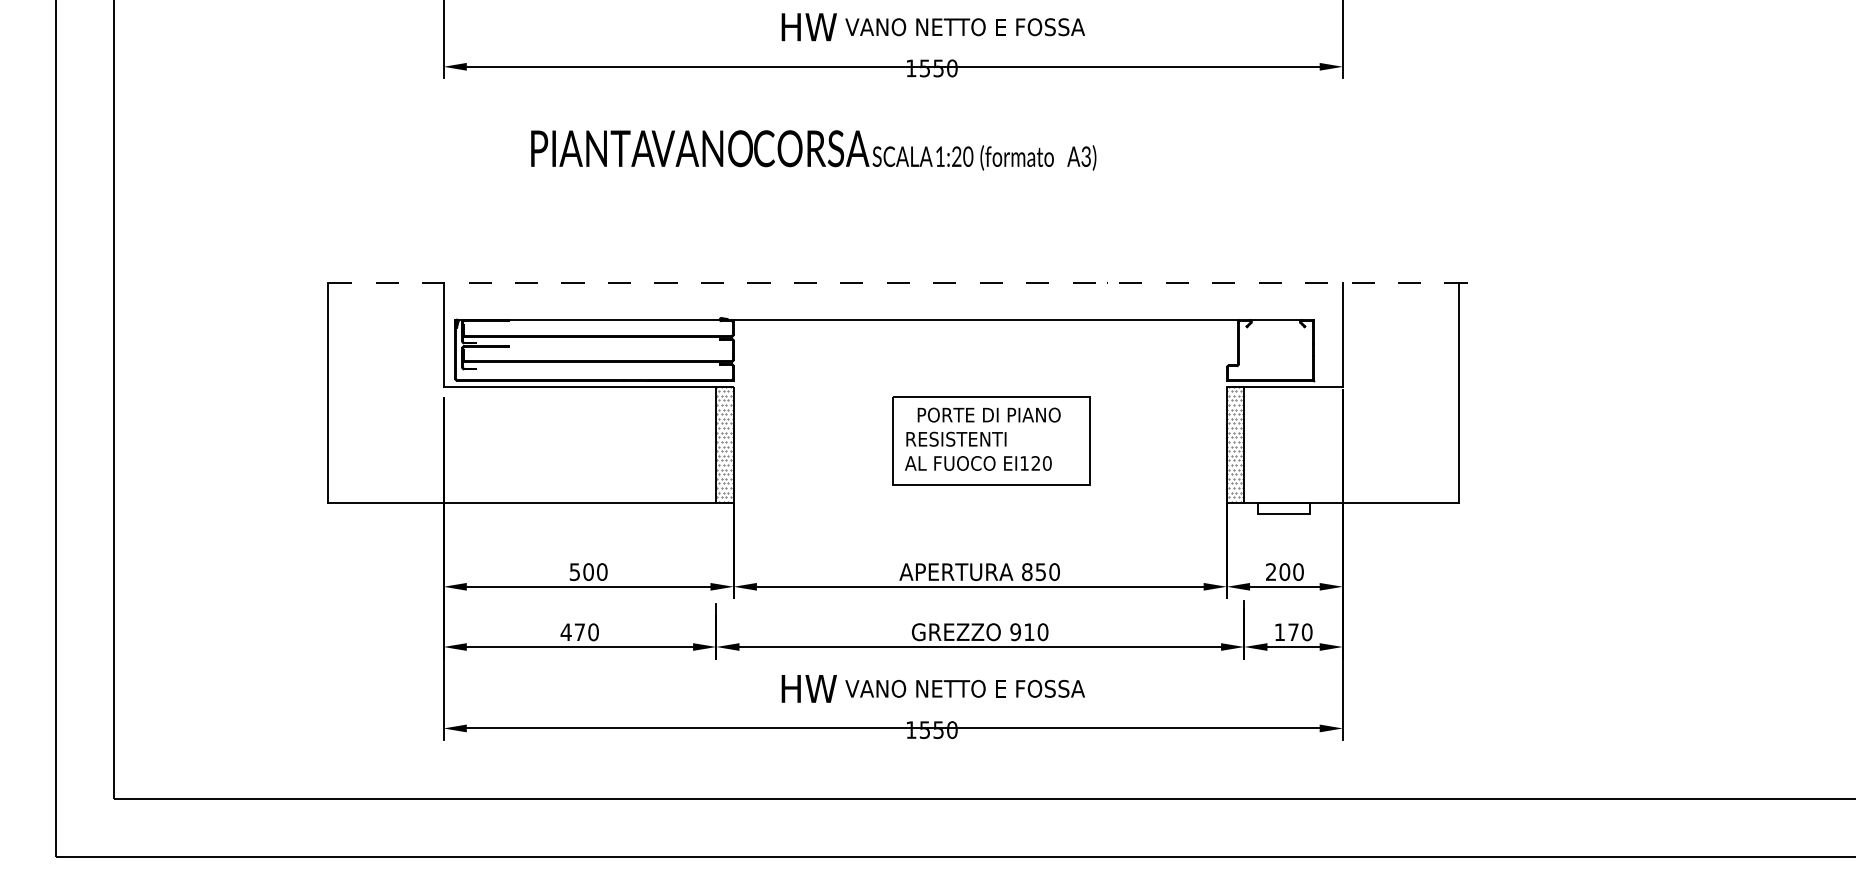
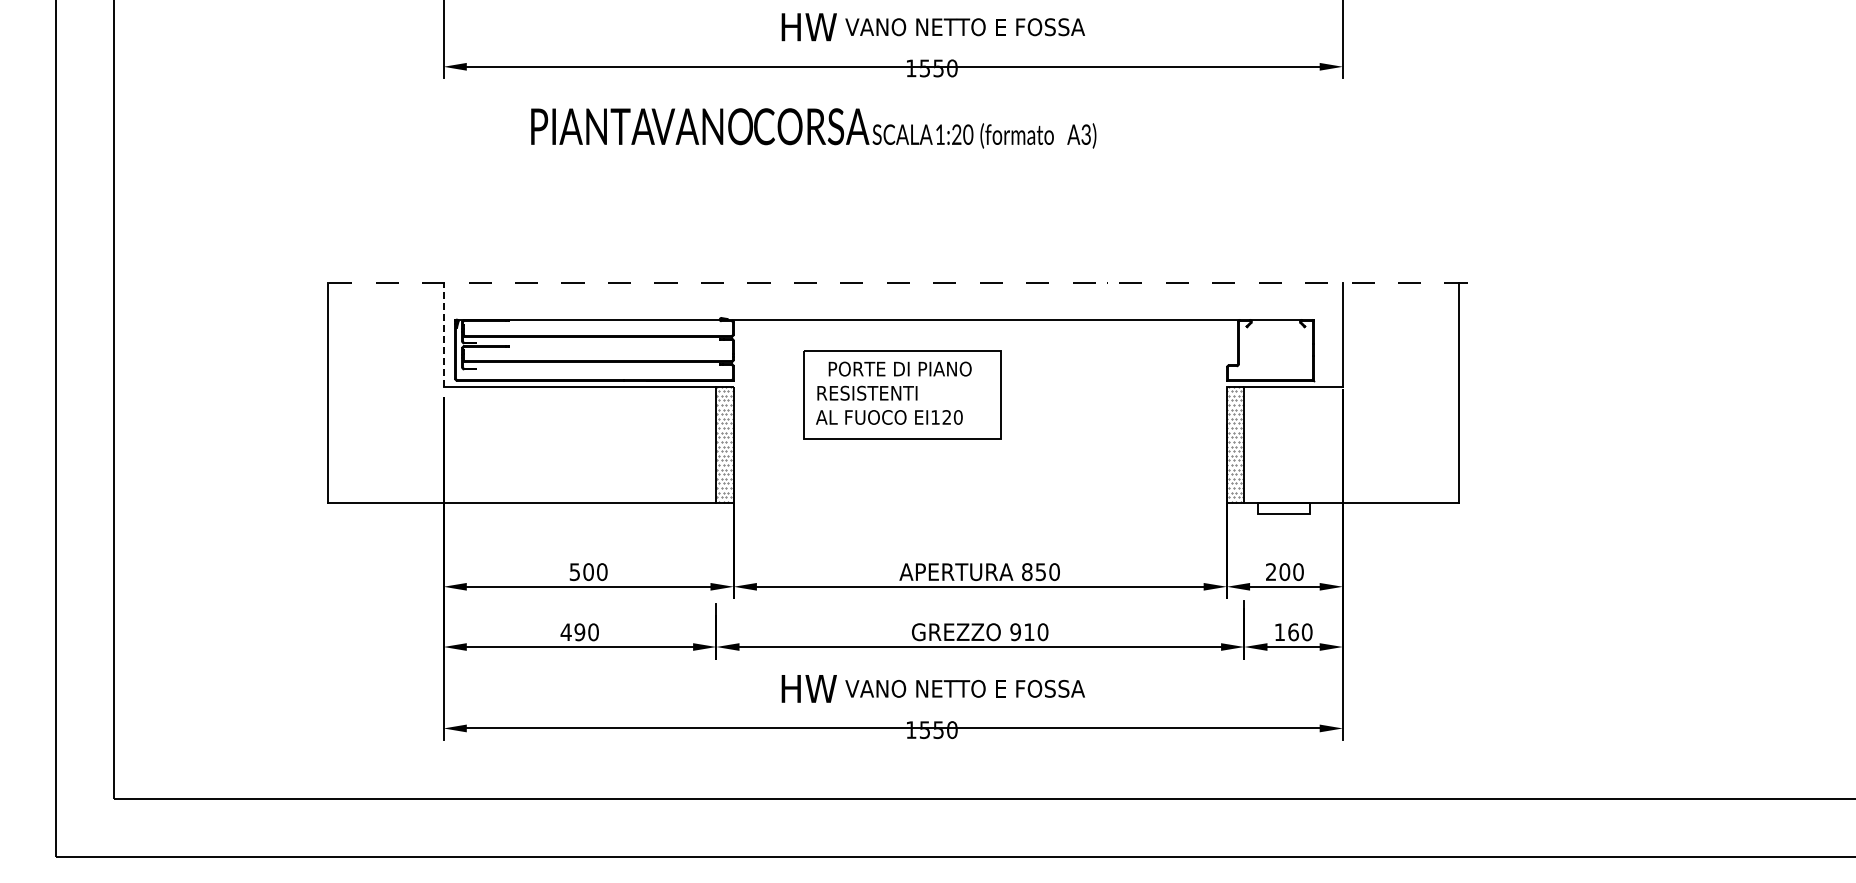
text position: (813, 150) -> (813, 128) (813, 128)
line: solid -> dashed (443, 334)
part position: (991, 440) -> (902, 394) (902, 394)
text: 470 -> 490 (579, 632)
text: 170 -> 160 (1293, 632)
